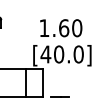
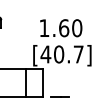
text: [40.0] -> [40.7] (78, 54)
